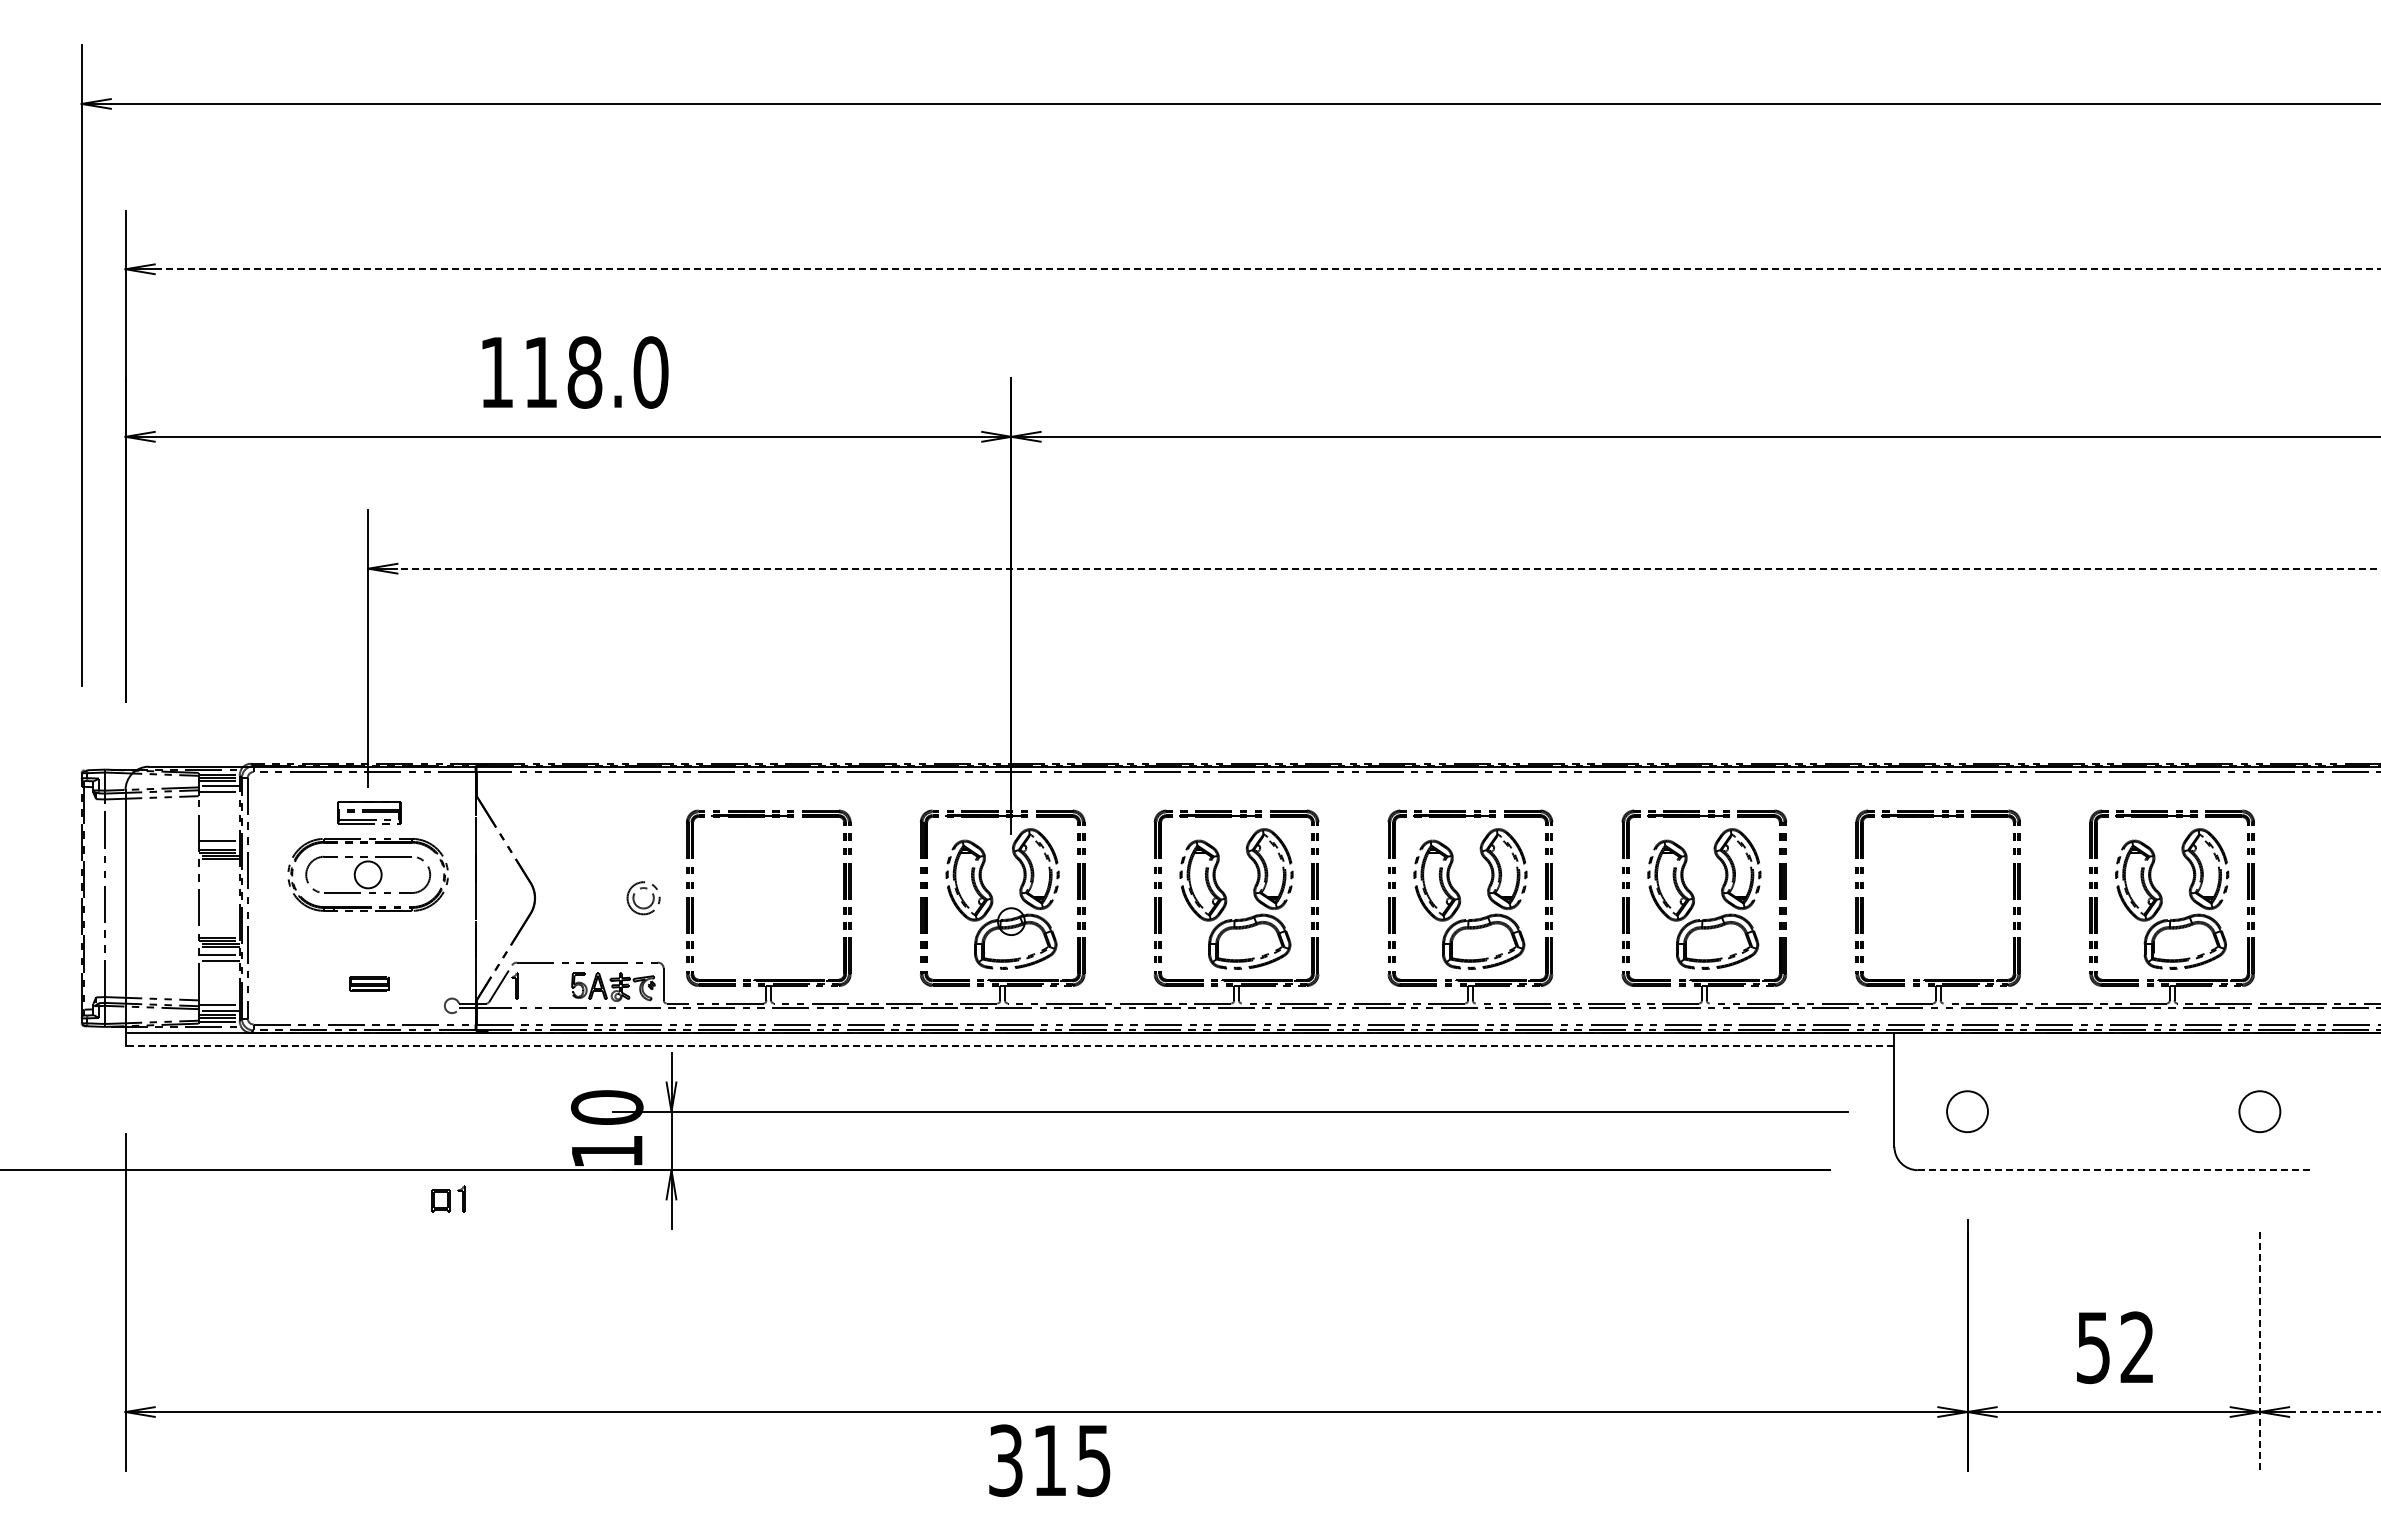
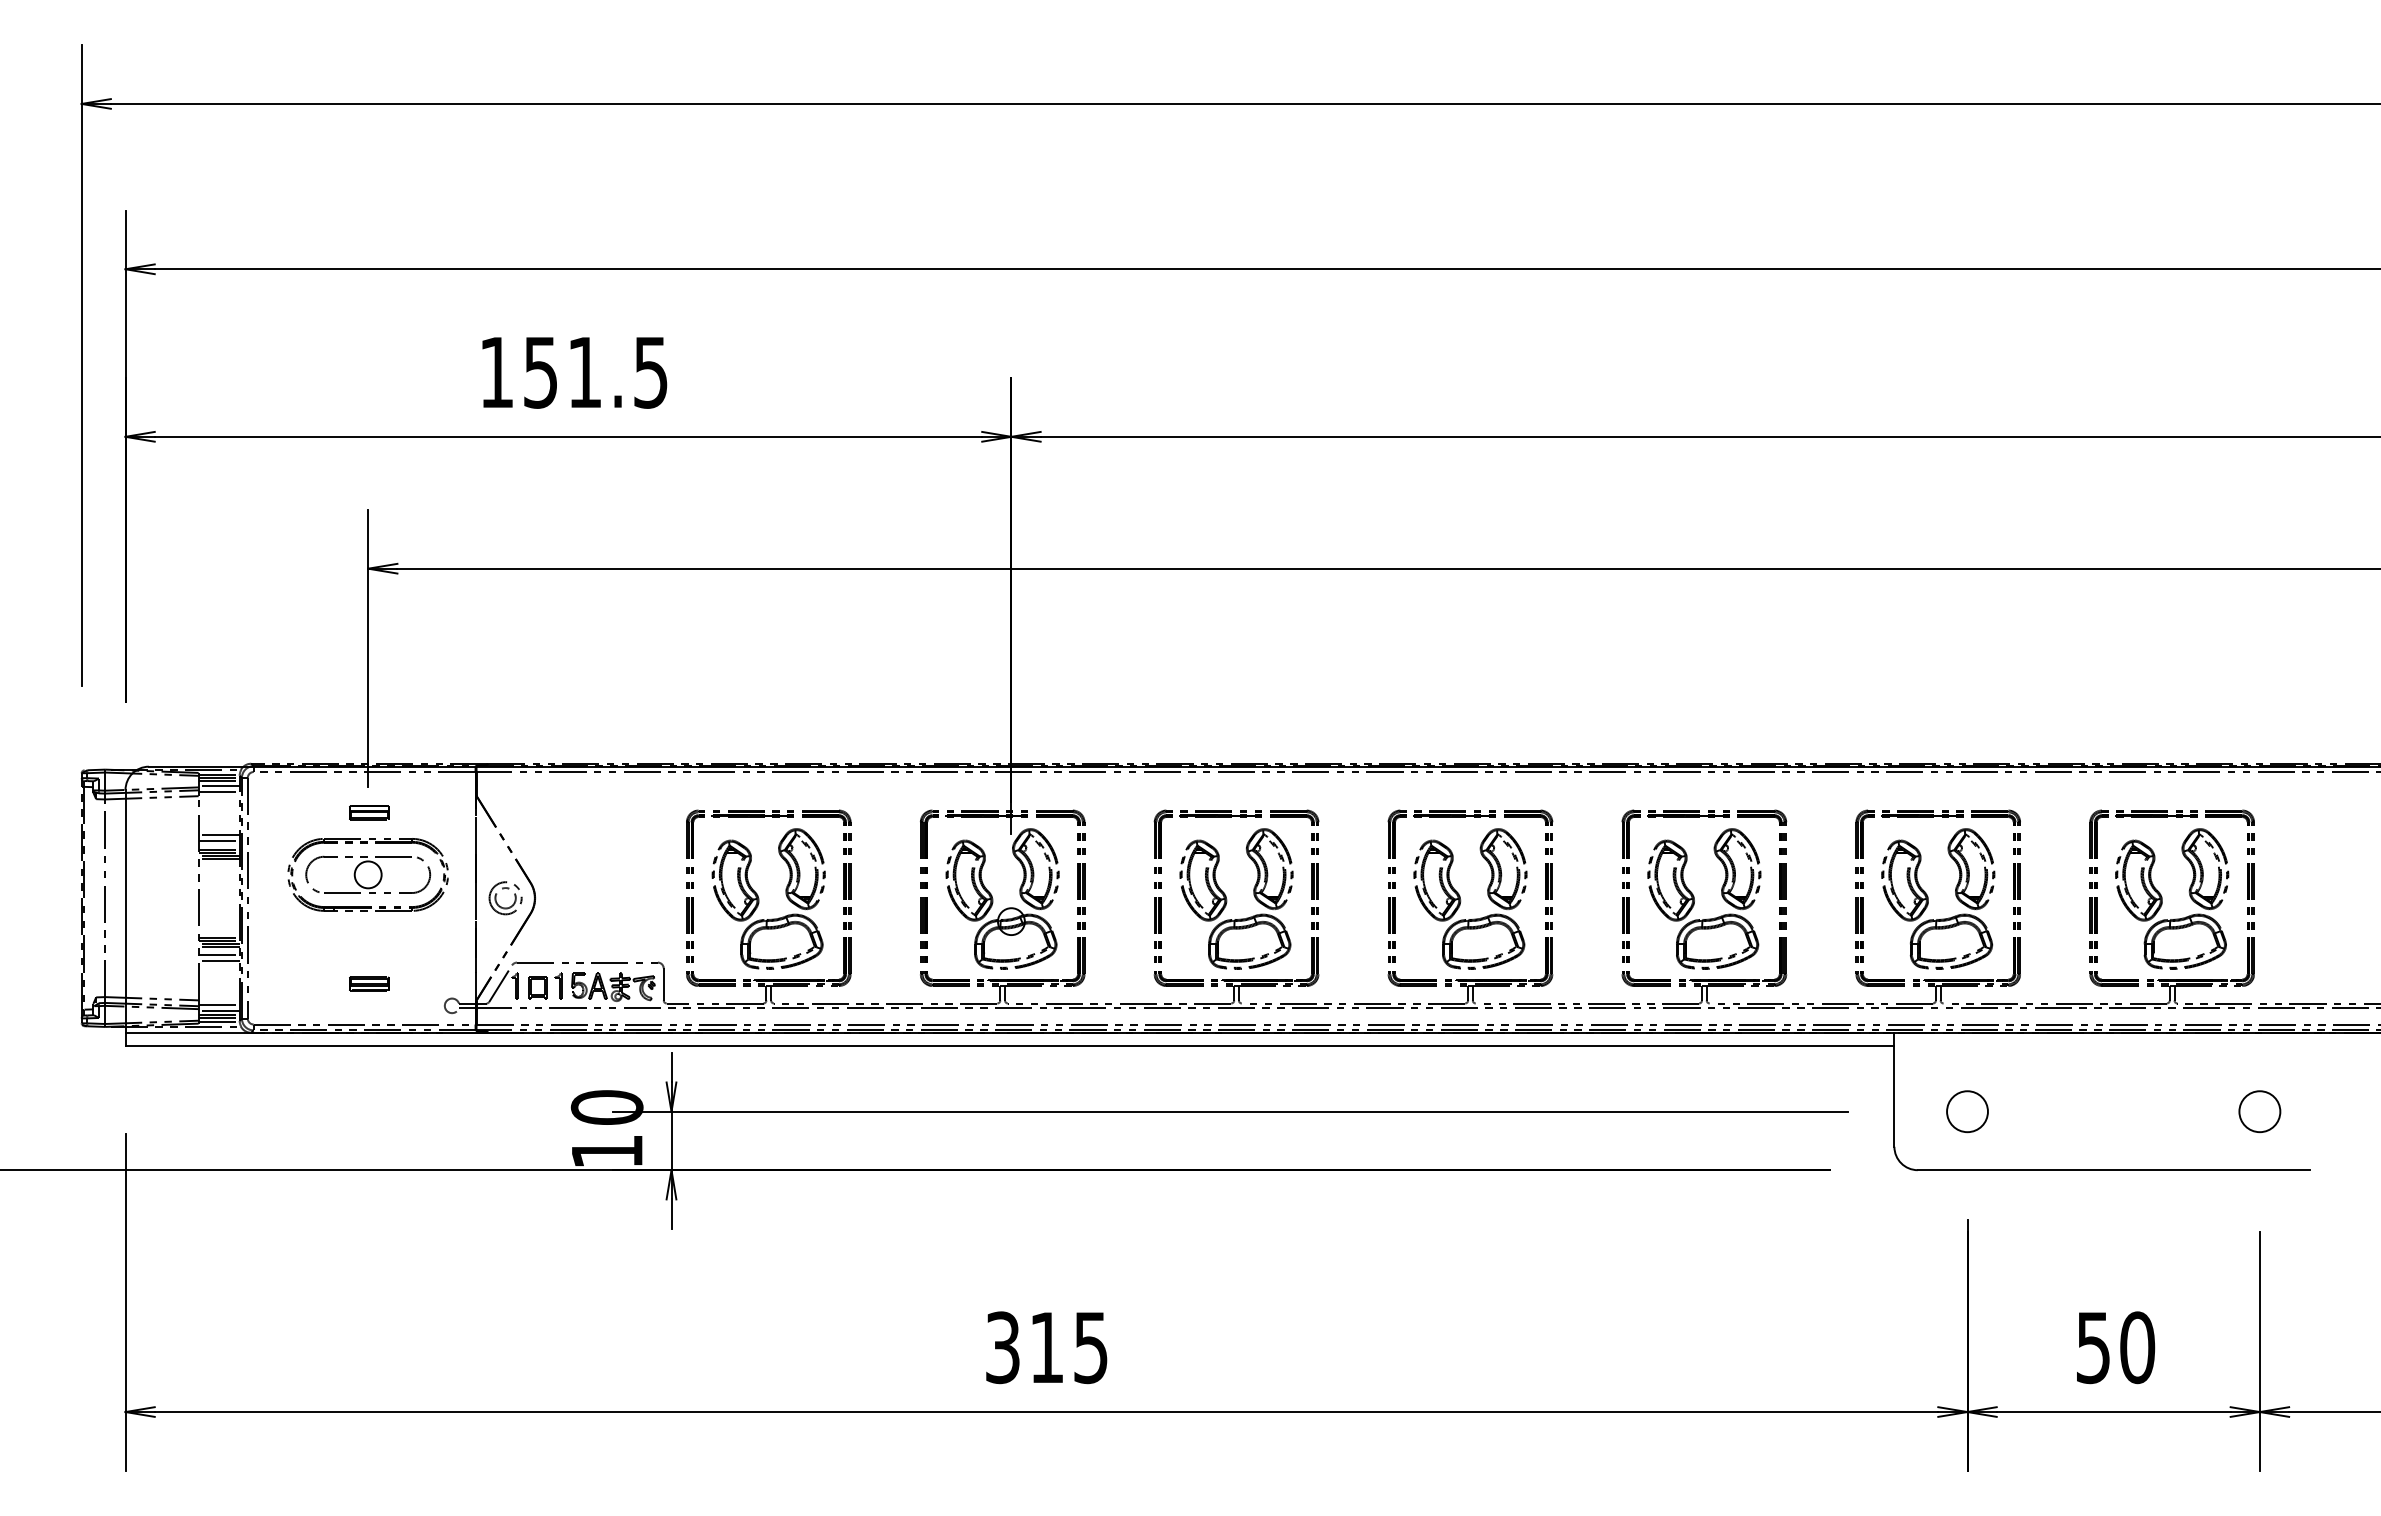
line: dashed -> solid (1267, 269)
text: 118.0 -> 151.5 (596, 372)
line: dashed -> solid (1388, 568)
part size: 65x24 px -> 41x16 px (369, 812)
line: none -> present (218, 835)
part position: (635, 894) -> (497, 894) (497, 894)
part: none -> present (759, 898)
part: none -> present (1928, 898)
line: dashed -> solid (1009, 1046)
line: dashed -> solid (2113, 1170)
part position: (448, 1198) -> (545, 985) (545, 985)
text: 52 -> 50 (2137, 1347)
line: dashed -> solid (2259, 1351)
line: dashed -> solid (2335, 1412)
text position: (1049, 1460) -> (1046, 1347) (1046, 1347)
